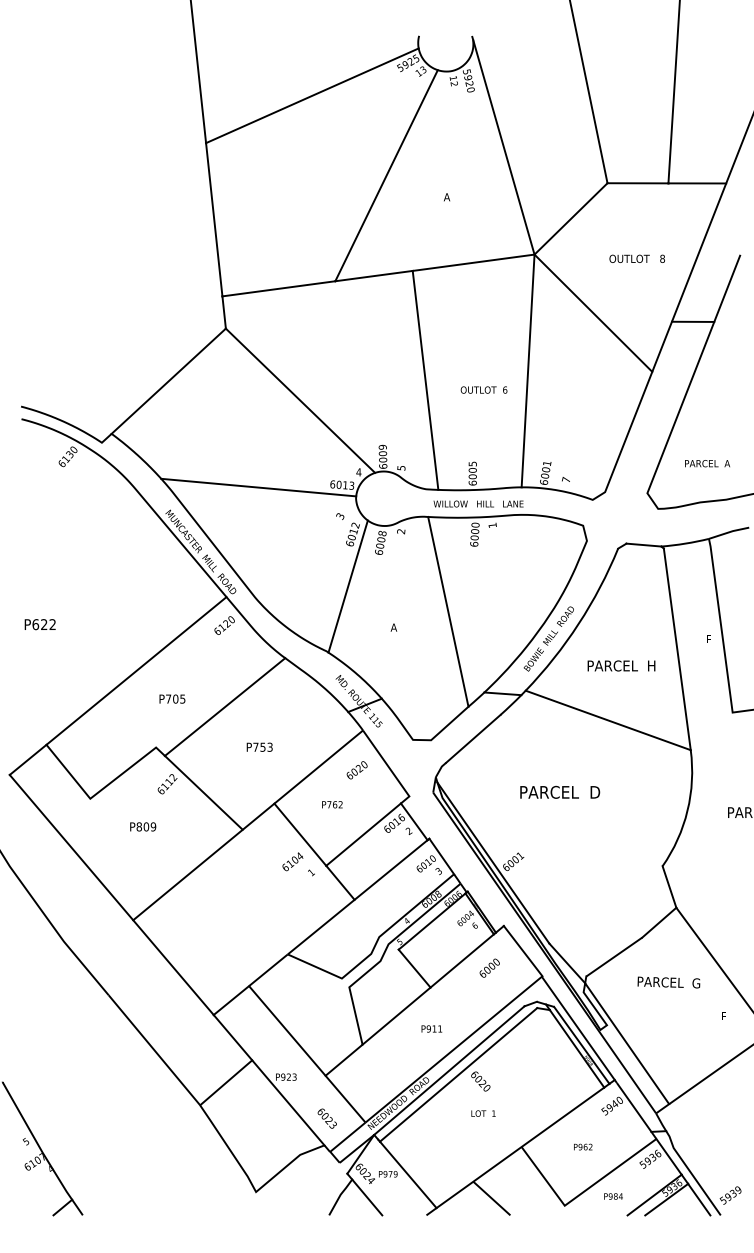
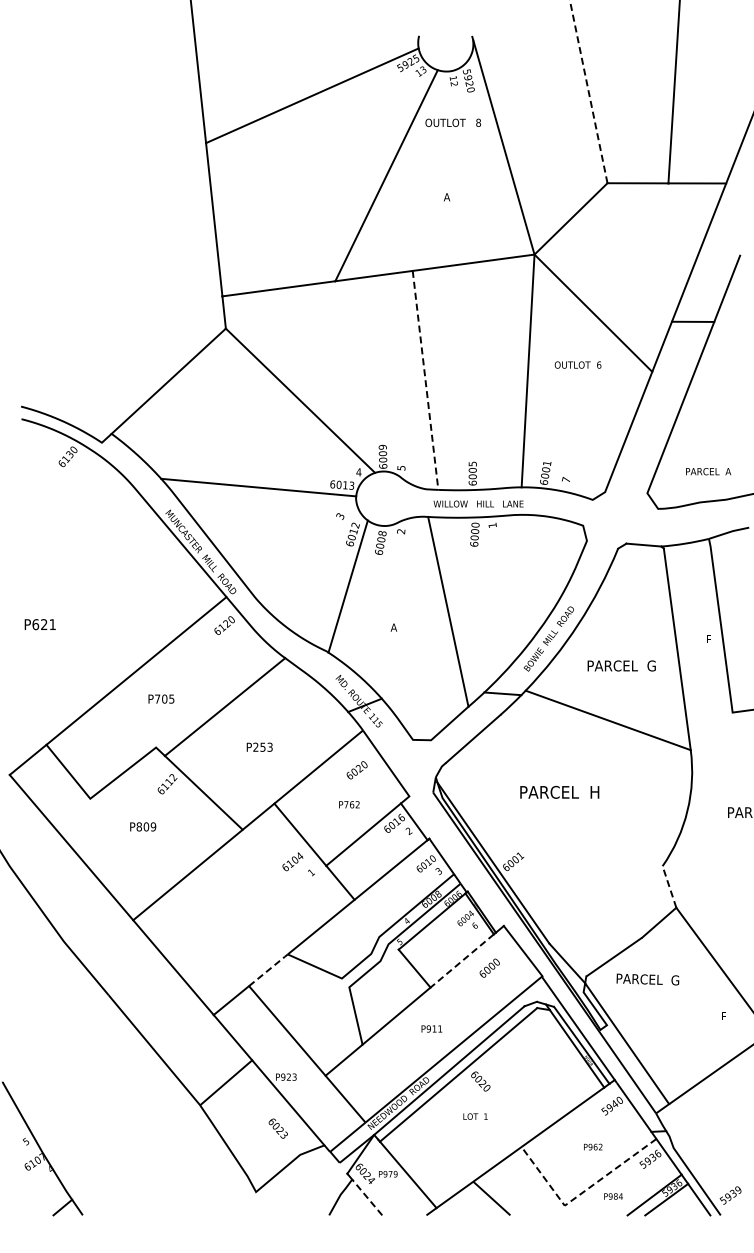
line: solid -> dashed (588, 91)
text position: (636, 258) -> (452, 122) (452, 122)
line: solid -> dashed (425, 380)
text position: (483, 389) -> (577, 364) (577, 364)
text position: (707, 463) -> (708, 471) (708, 471)
text: P622 -> P621 (52, 624)
text: PARCEL  H -> PARCEL  G (651, 665)
text position: (172, 698) -> (161, 698) (161, 698)
text: P753 -> P253 (255, 746)
text: PARCEL  D -> PARCEL  H (596, 792)
text position: (332, 804) -> (349, 804) (349, 804)
line: solid -> dashed (669, 887)
line: solid -> dashed (461, 961)
line: solid -> dashed (268, 969)
text position: (668, 982) -> (647, 979) (647, 979)
text position: (483, 1113) -> (475, 1116) (475, 1116)
text position: (326, 1118) -> (277, 1128) (277, 1128)
text position: (583, 1146) -> (593, 1146) (593, 1146)
line: solid -> dashed (580, 1194)
line: solid -> dashed (366, 1197)
